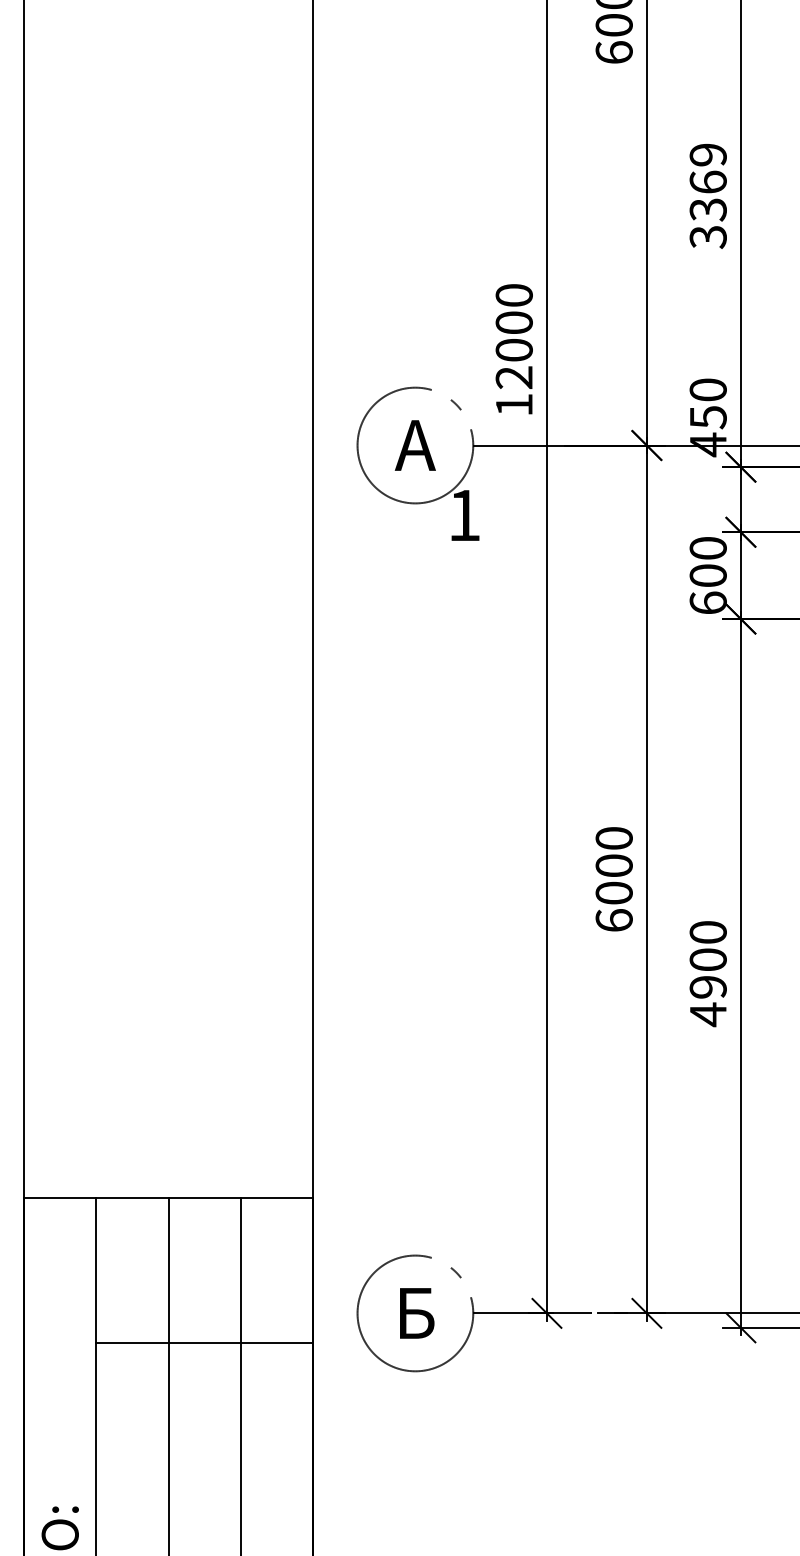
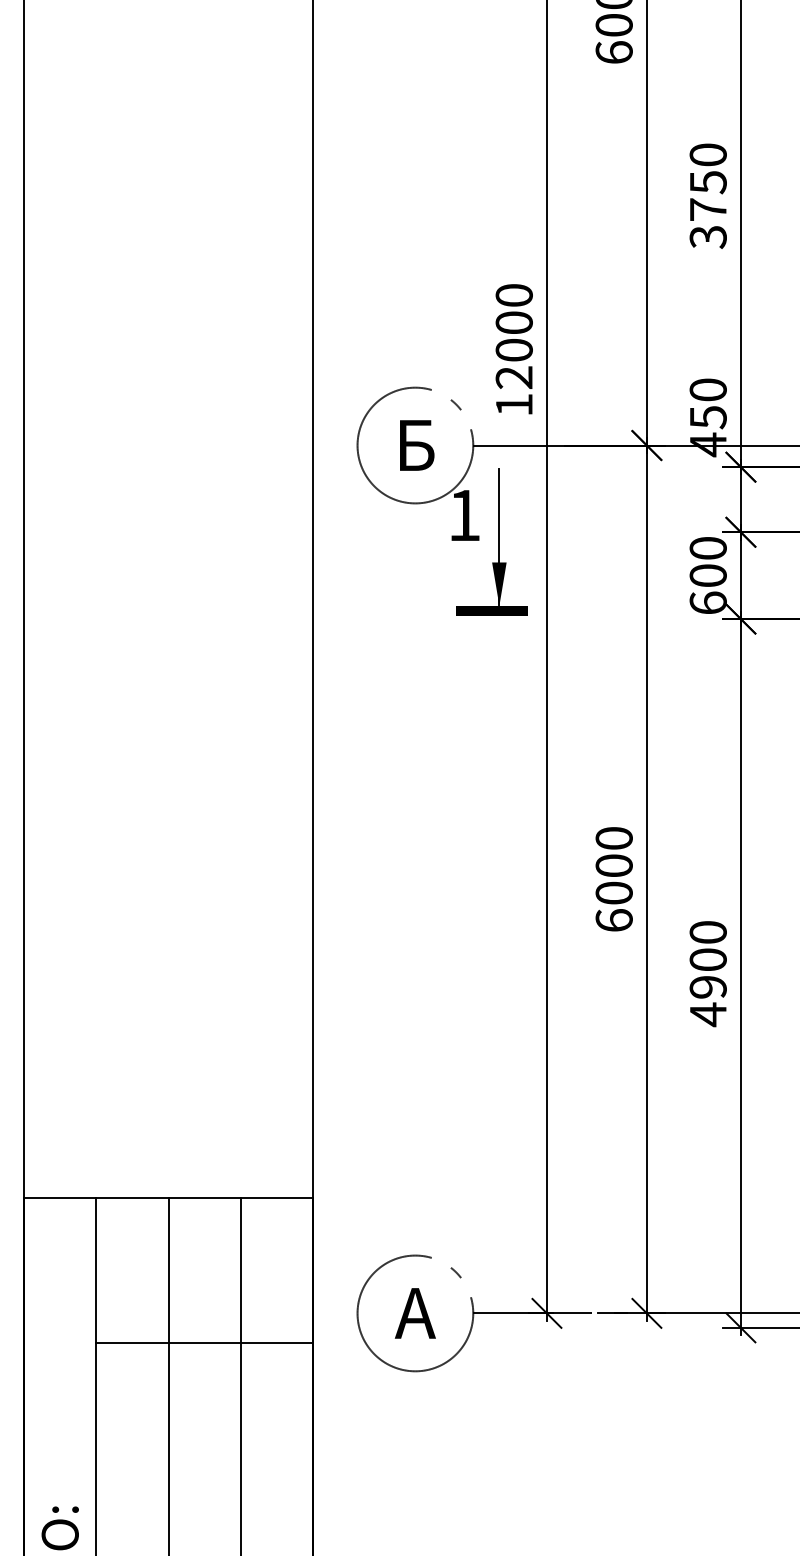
text: 3369 -> 3750 (707, 182)
text: А -> Б (414, 445)
part: none -> present (498, 541)
text: Б -> А (414, 1313)
